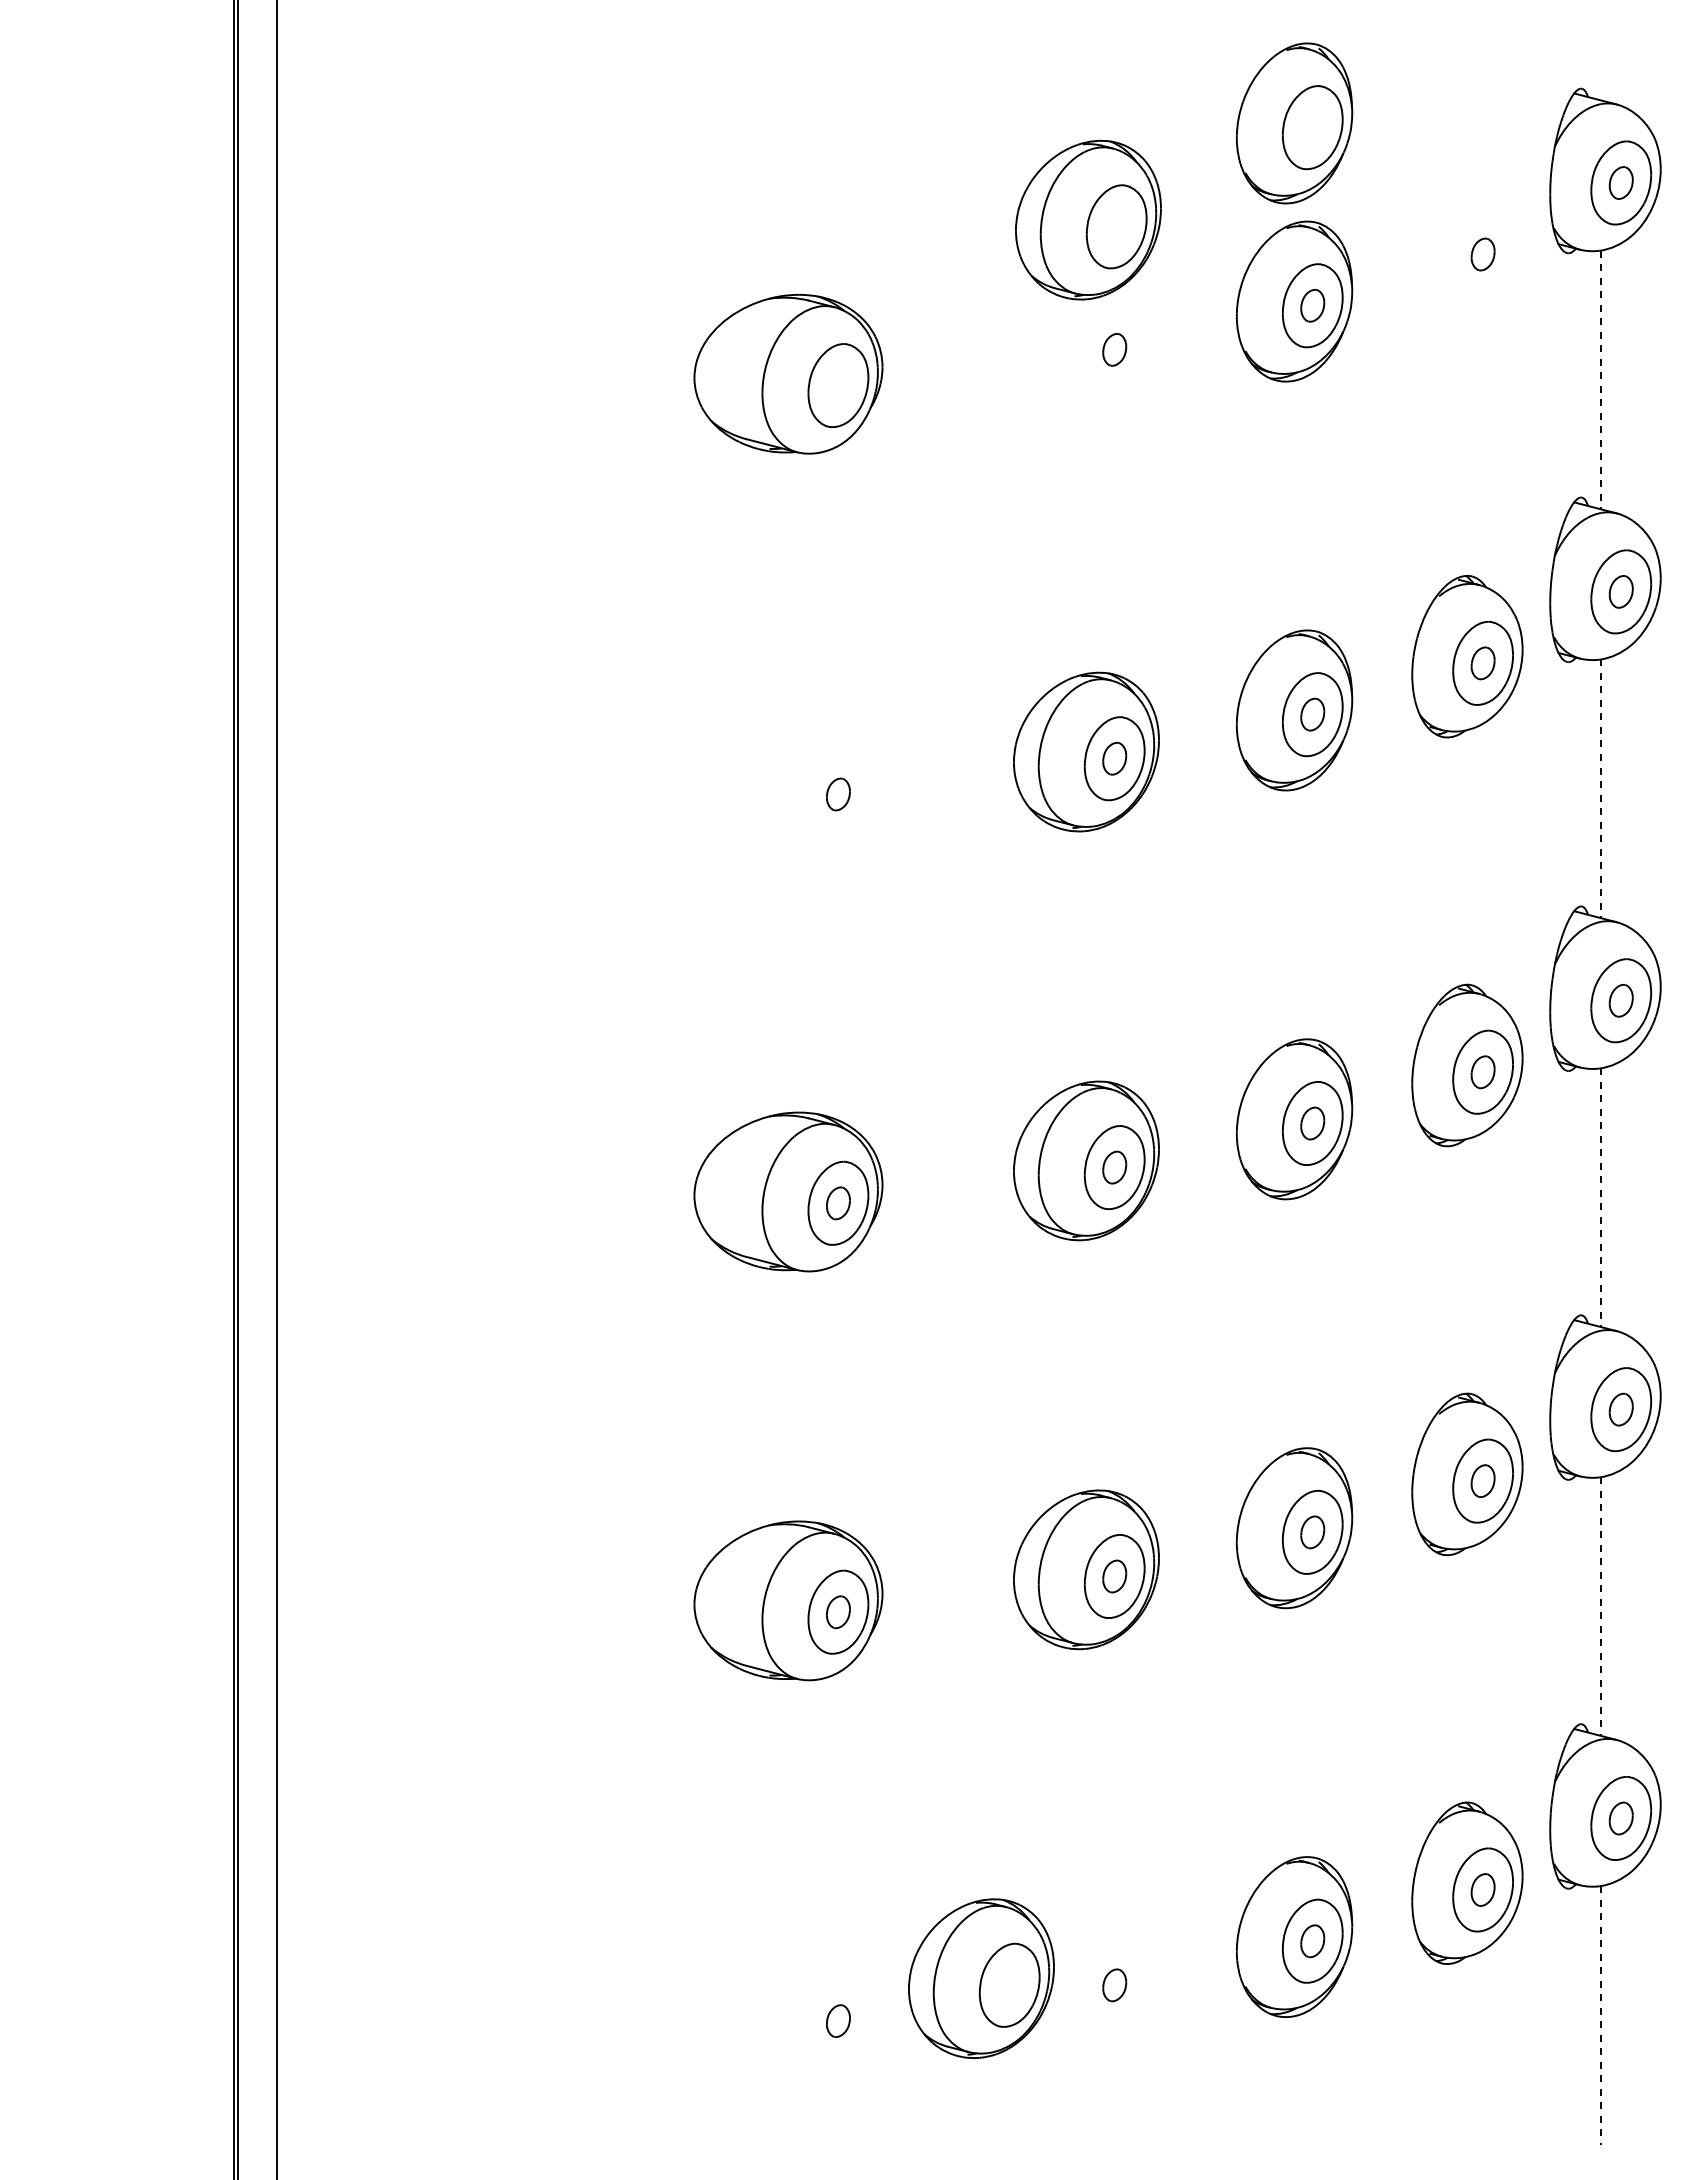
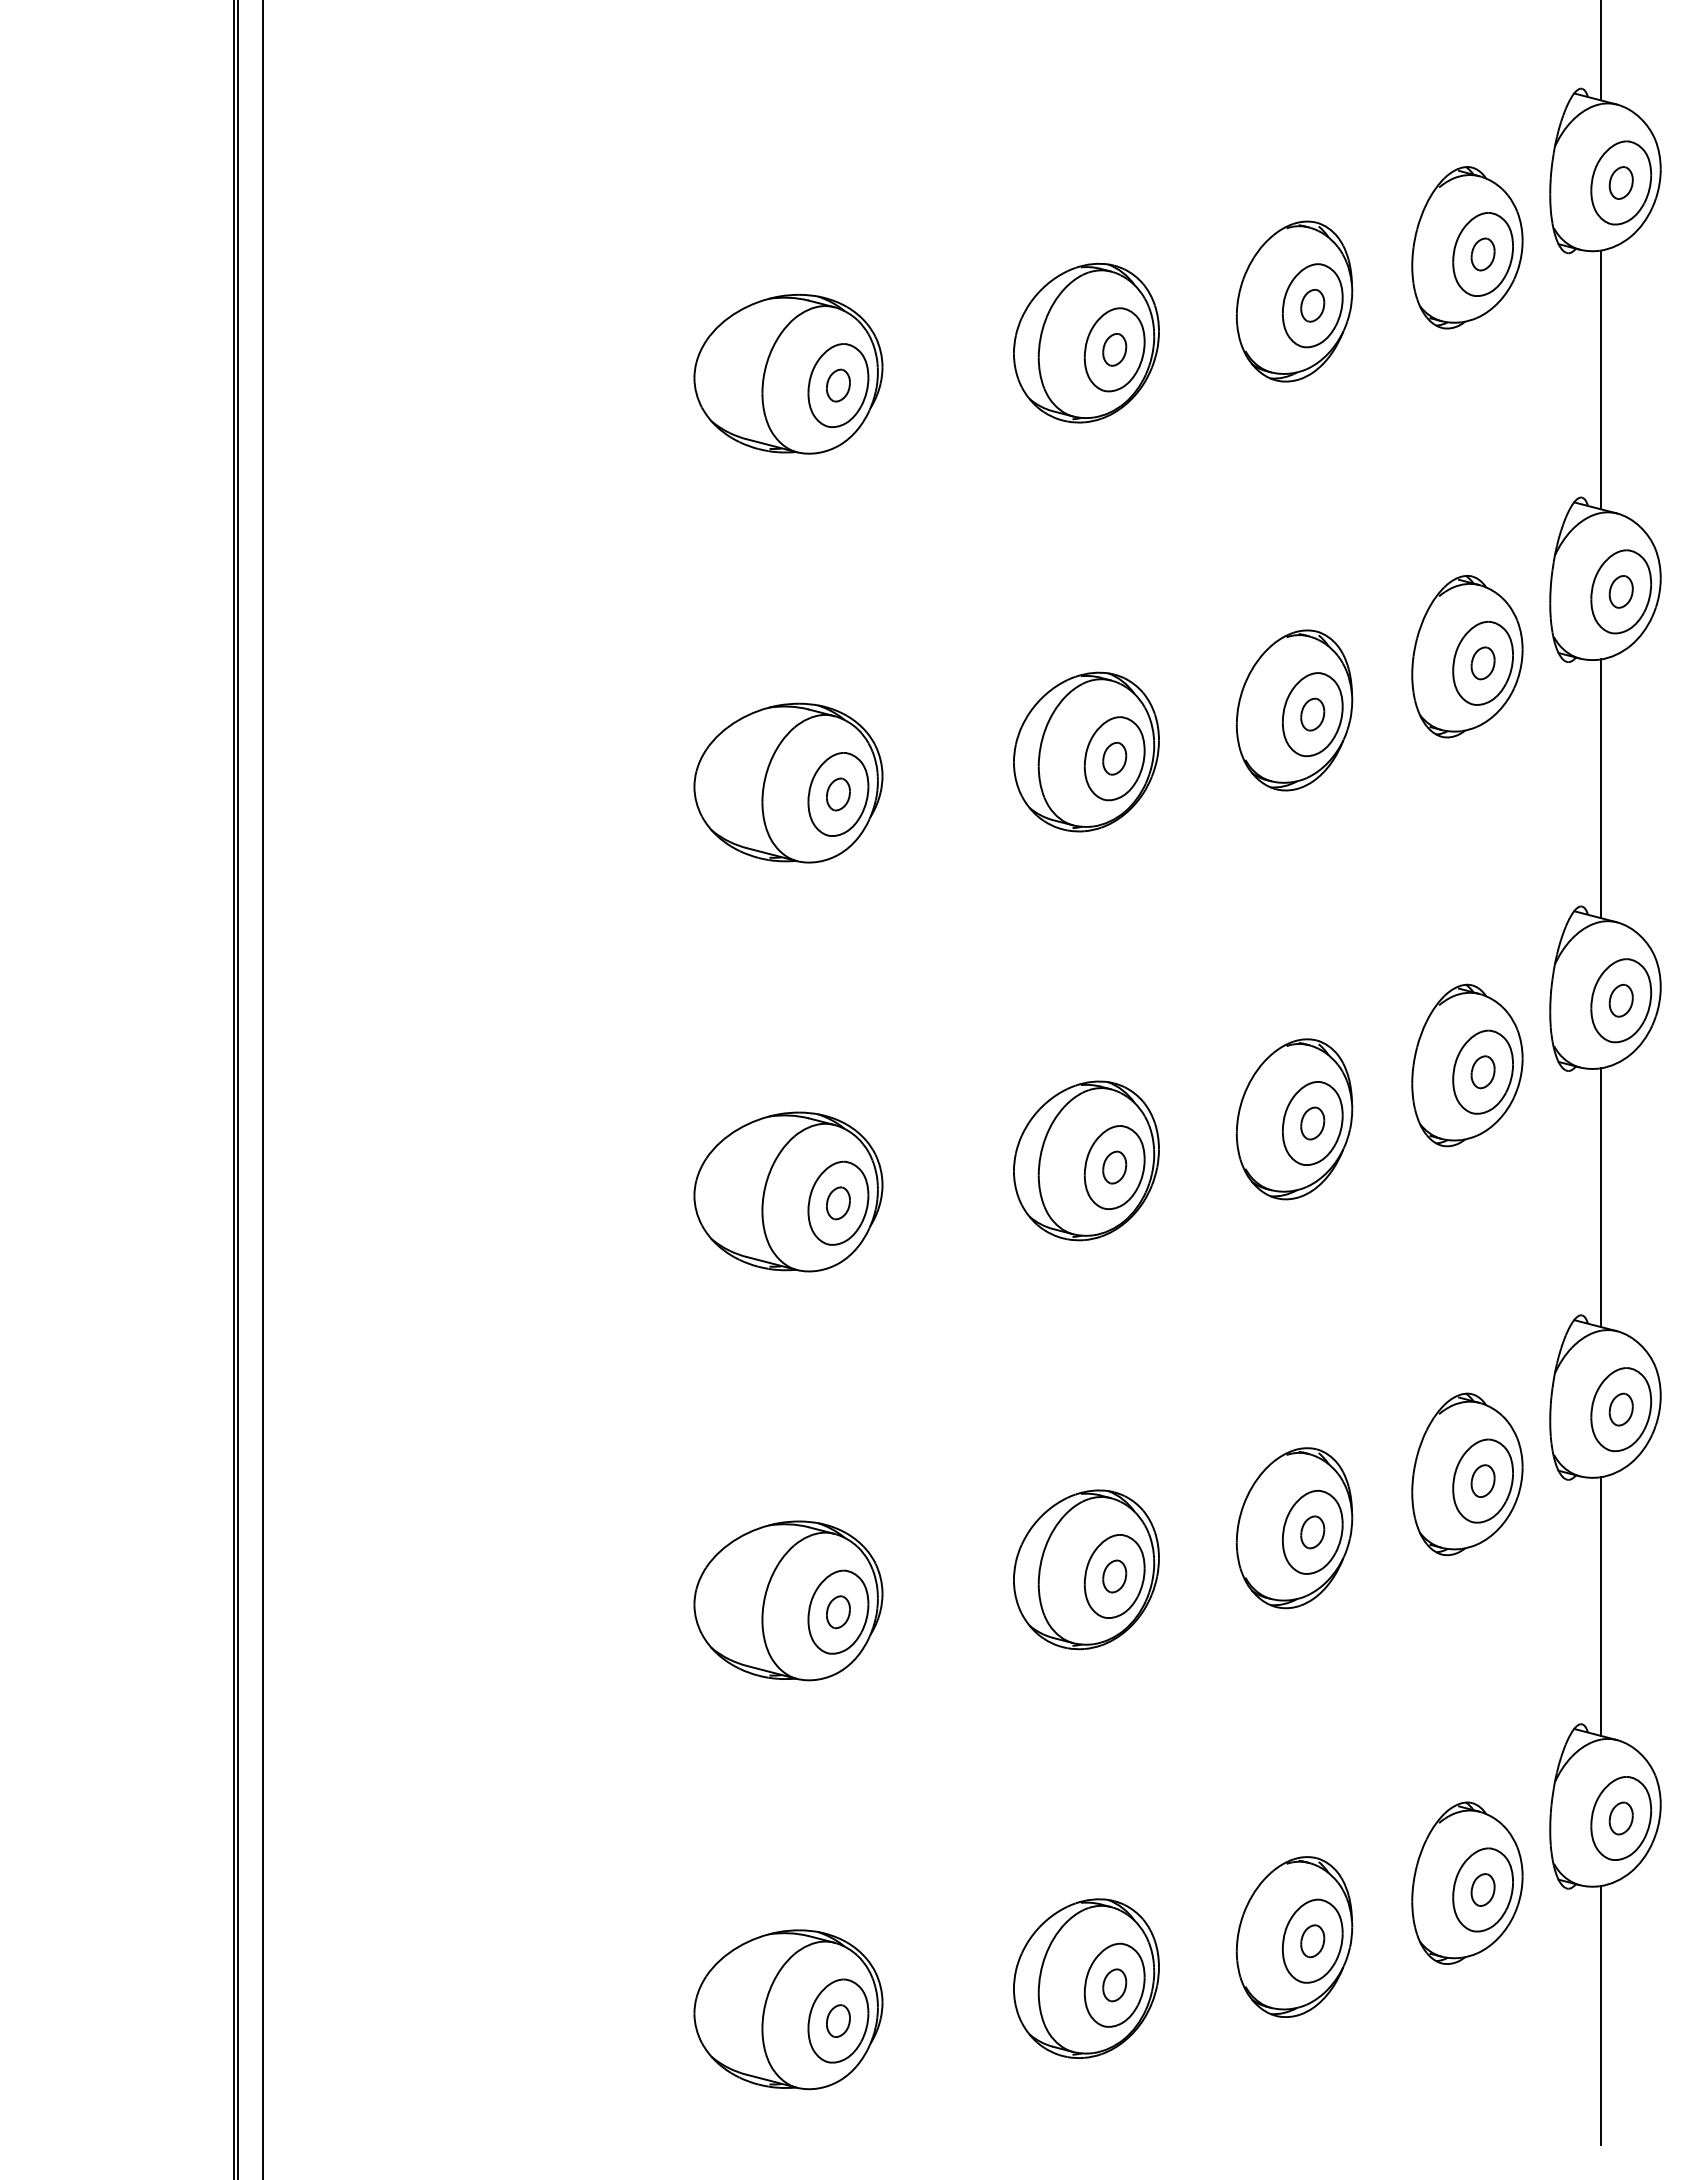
line: none -> present (1600, 51)
part: present -> none (1294, 123)
part position: (1088, 219) -> (1086, 342) (1086, 342)
part: none -> present (1467, 247)
line: dashed -> solid (1600, 380)
part: none -> present (838, 385)
part: none -> present (788, 782)
line: dashed -> solid (1600, 789)
line position: (276, 1089) -> (262, 1089) (262, 1089)
line: dashed -> solid (1600, 1198)
line: dashed -> solid (1600, 1607)
part position: (981, 1978) -> (1086, 1978) (1086, 1978)
part: none -> present (788, 2009)
line: dashed -> solid (1600, 2015)
